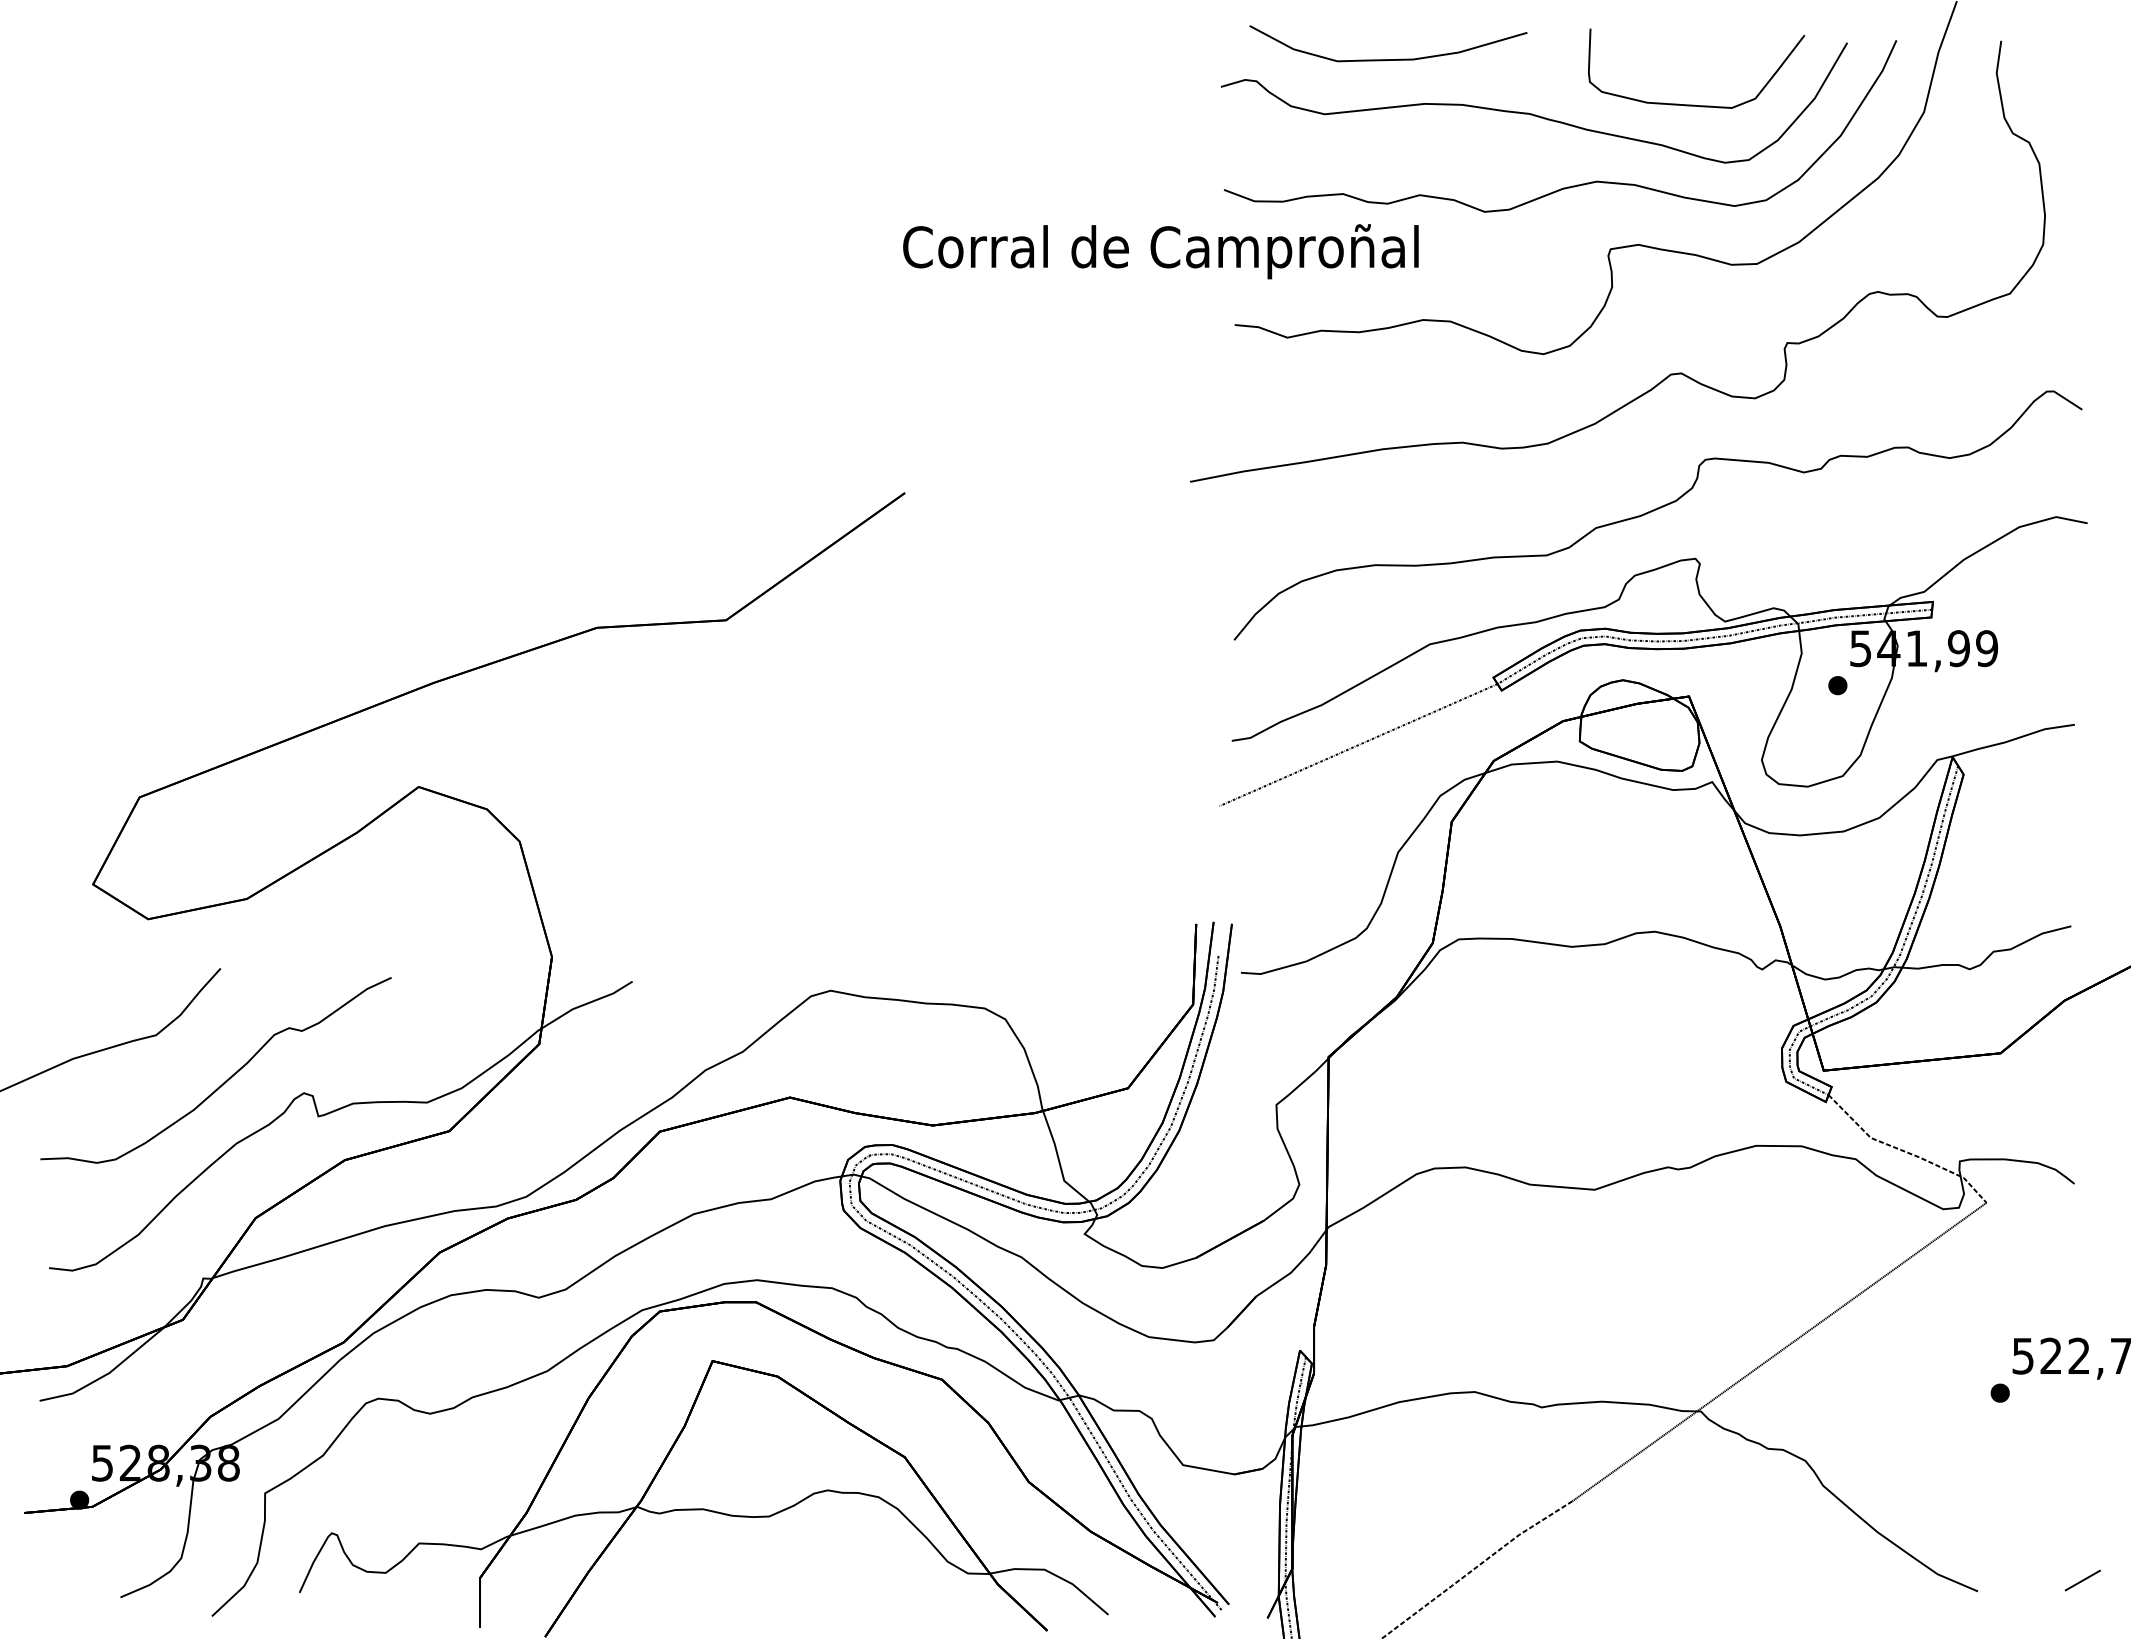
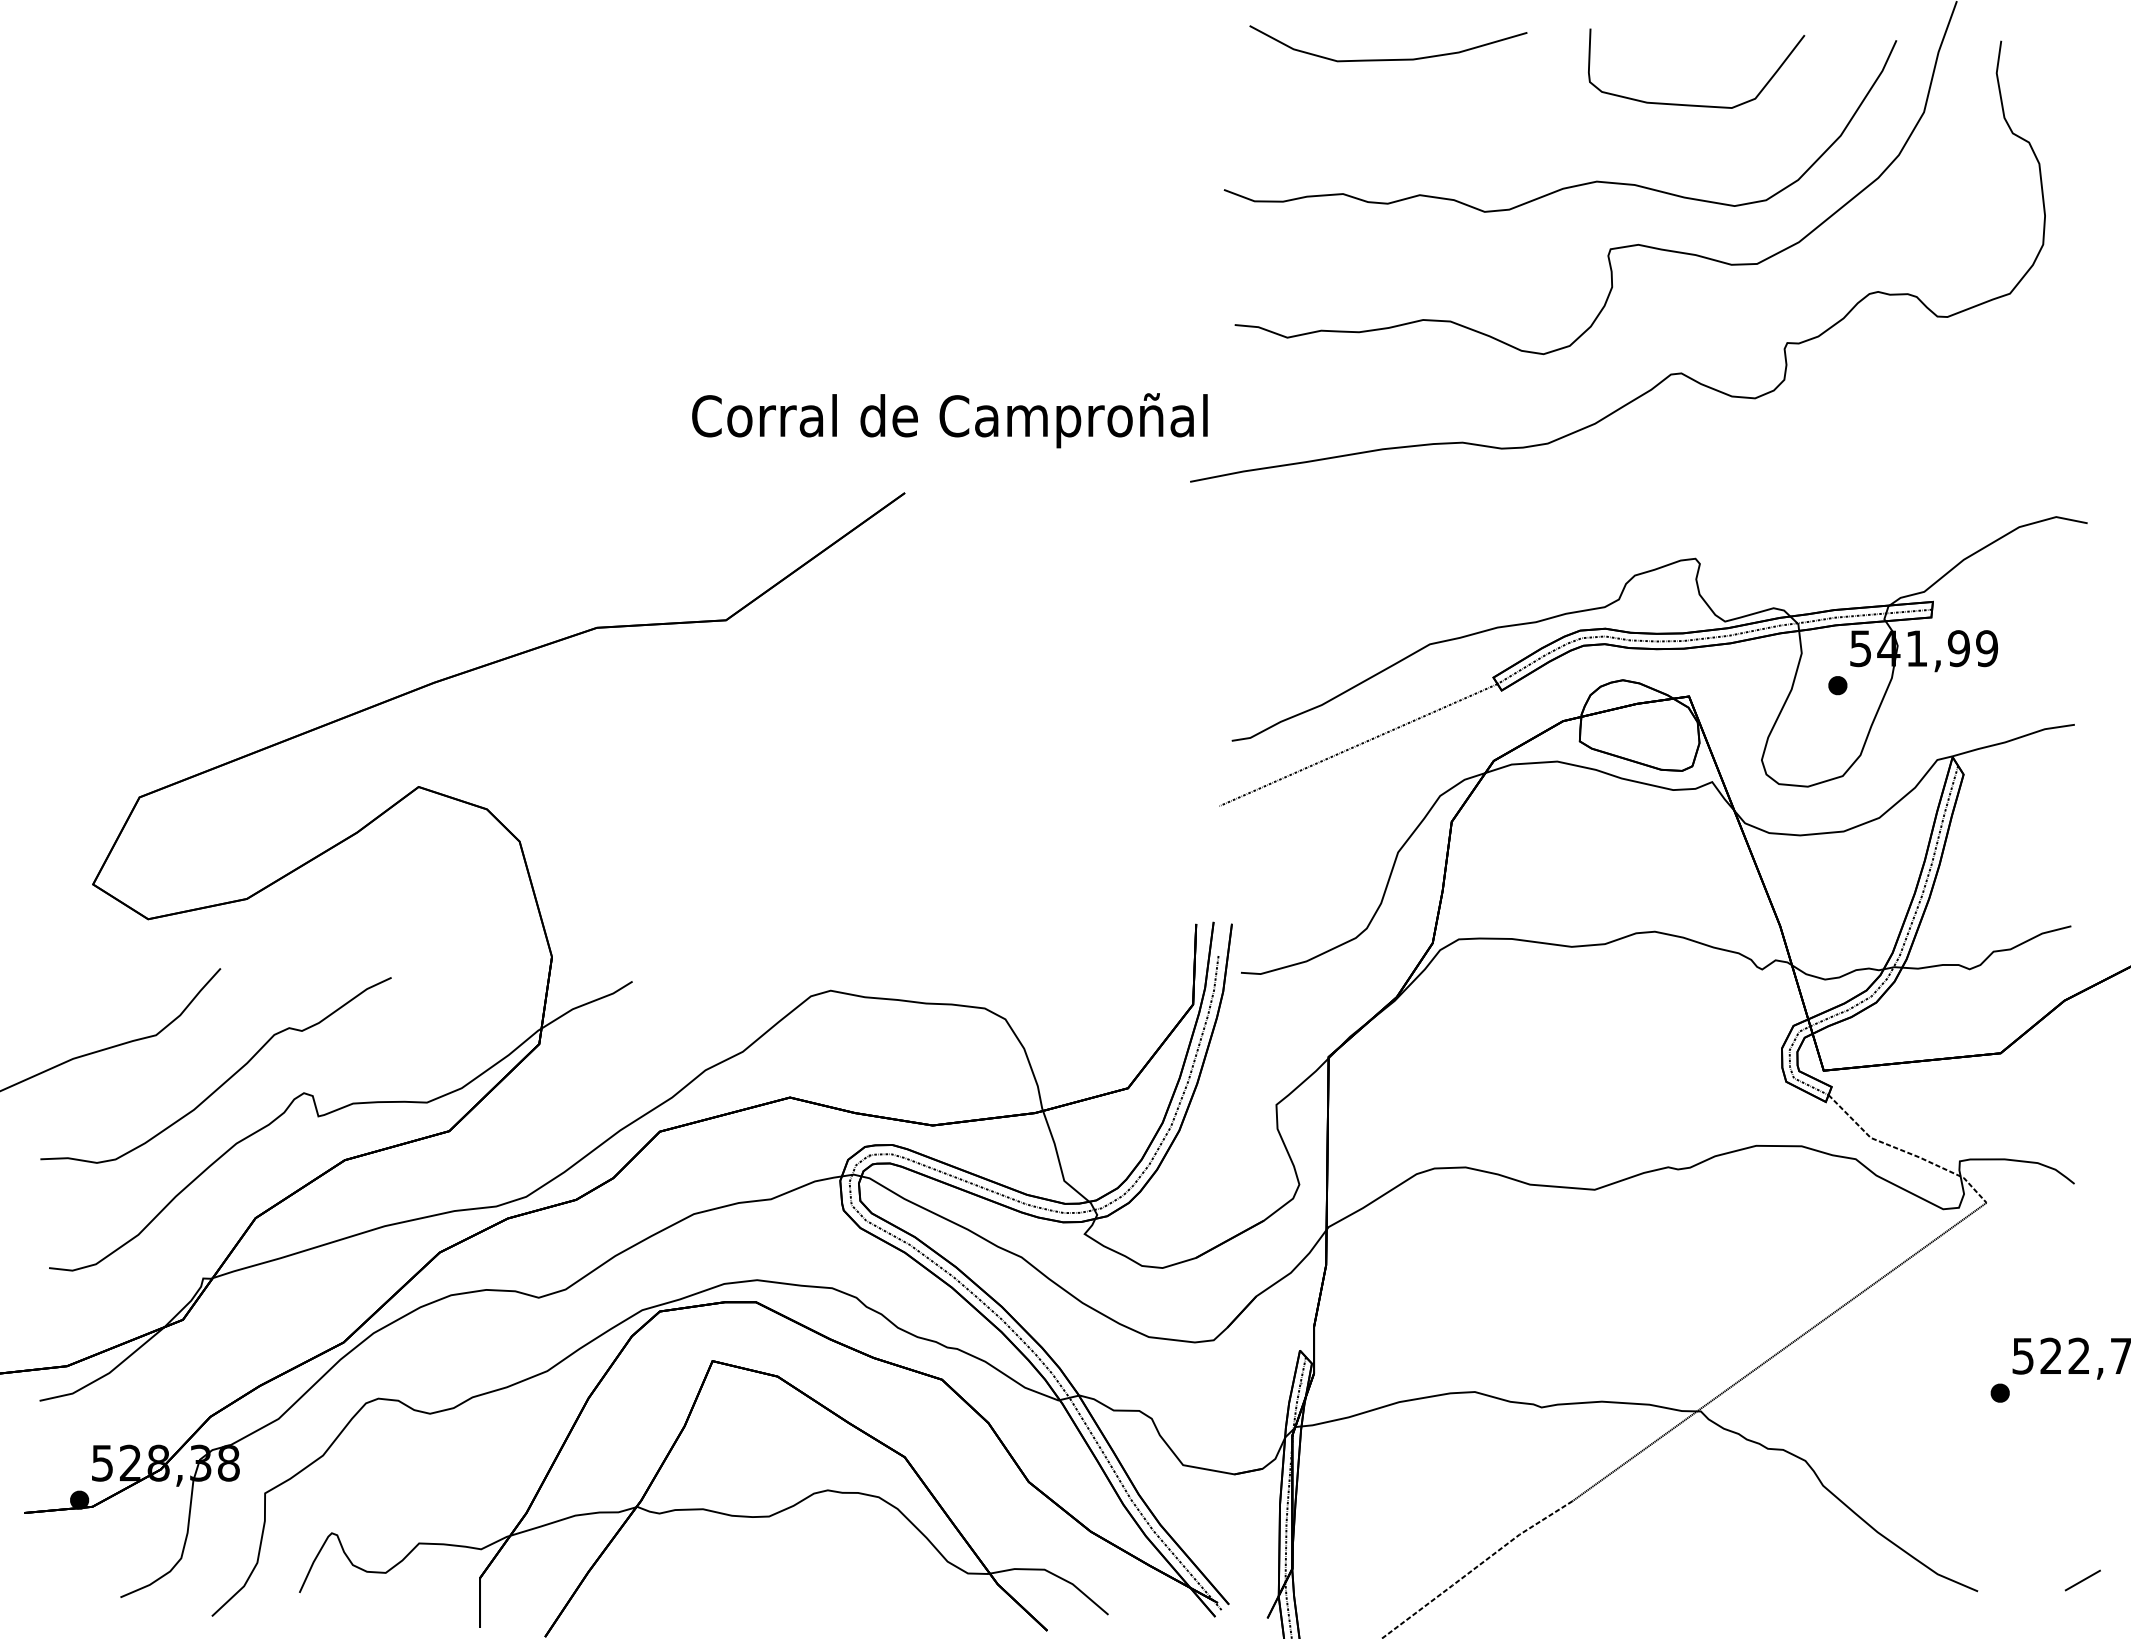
curve: present -> none (1532, 113)
text position: (1160, 251) -> (949, 420) (949, 420)
curve: present -> none (1656, 510)
